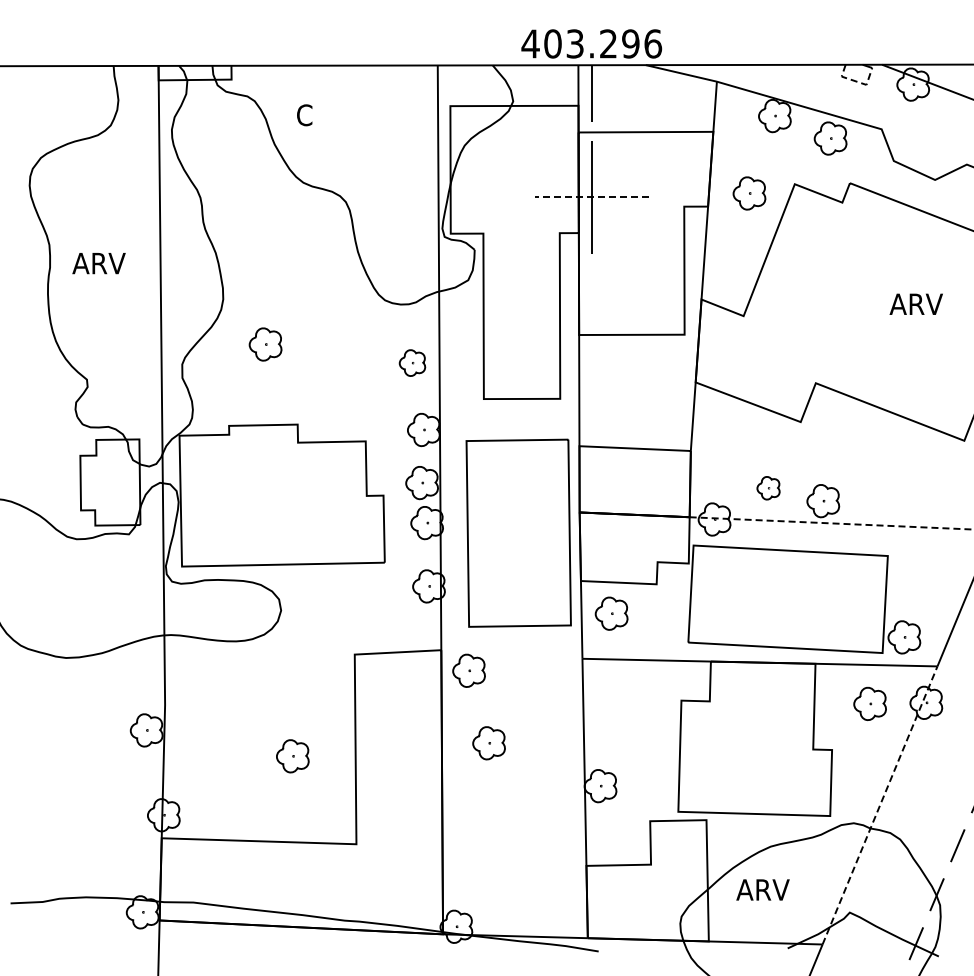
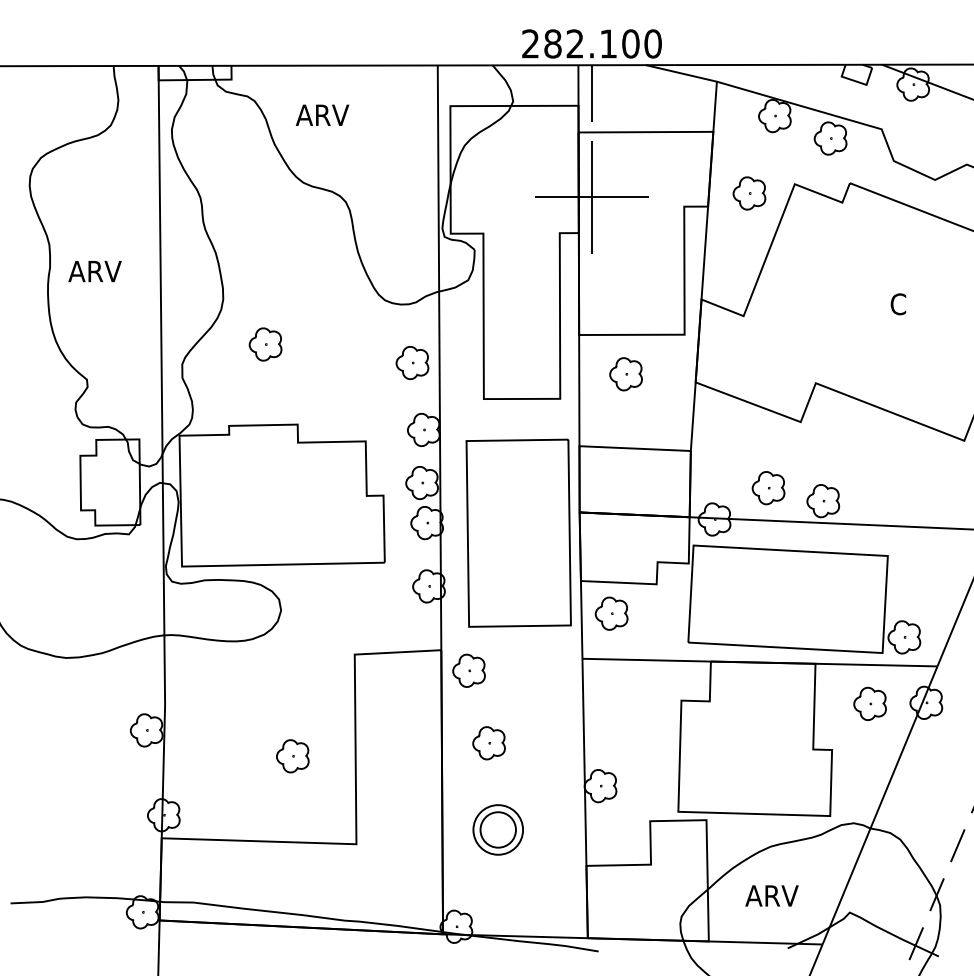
text: 403.296 -> 282.100 (591, 43)
line: dashed -> solid (856, 81)
text: C -> ARV (322, 115)
line: dashed -> solid (591, 197)
text position: (98, 263) -> (94, 271) (94, 271)
text: ARV -> C (915, 304)
part size: 29x28 px -> 35x35 px (412, 363)
part: none -> present (625, 374)
part size: 25x25 px -> 35x35 px (768, 488)
line: dashed -> solid (831, 523)
line: dashed -> solid (880, 804)
part: none -> present (497, 829)
text position: (762, 889) -> (771, 895) (771, 895)
